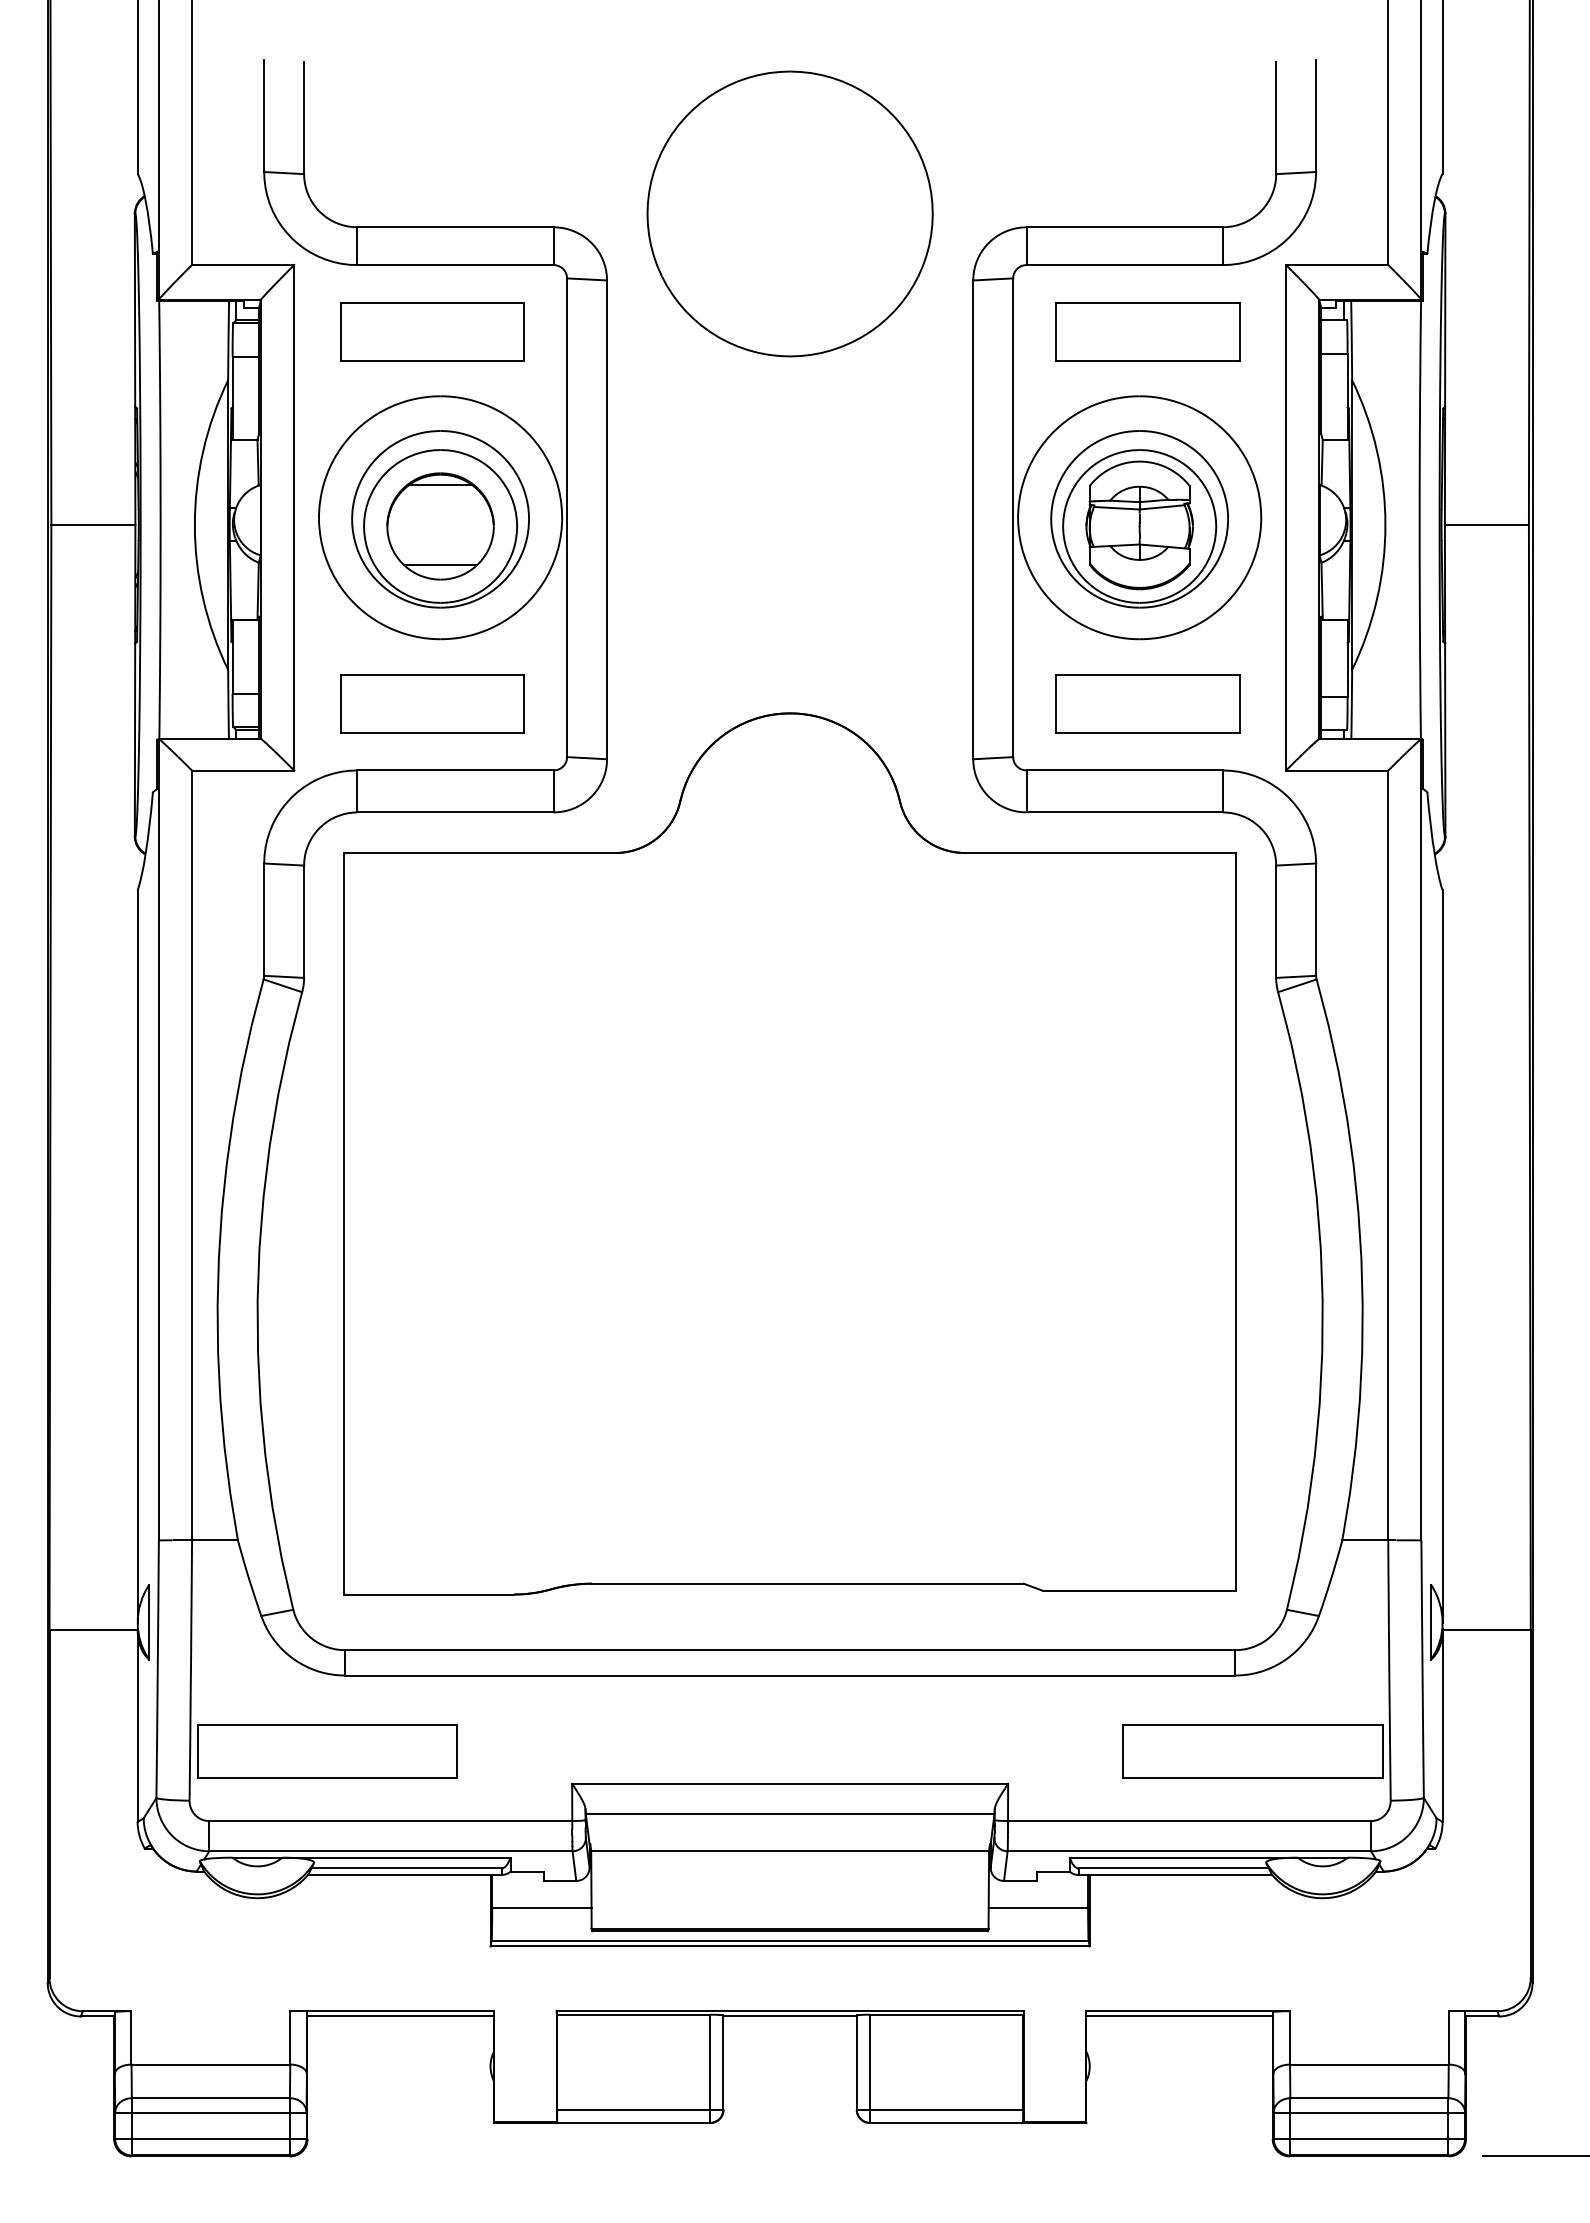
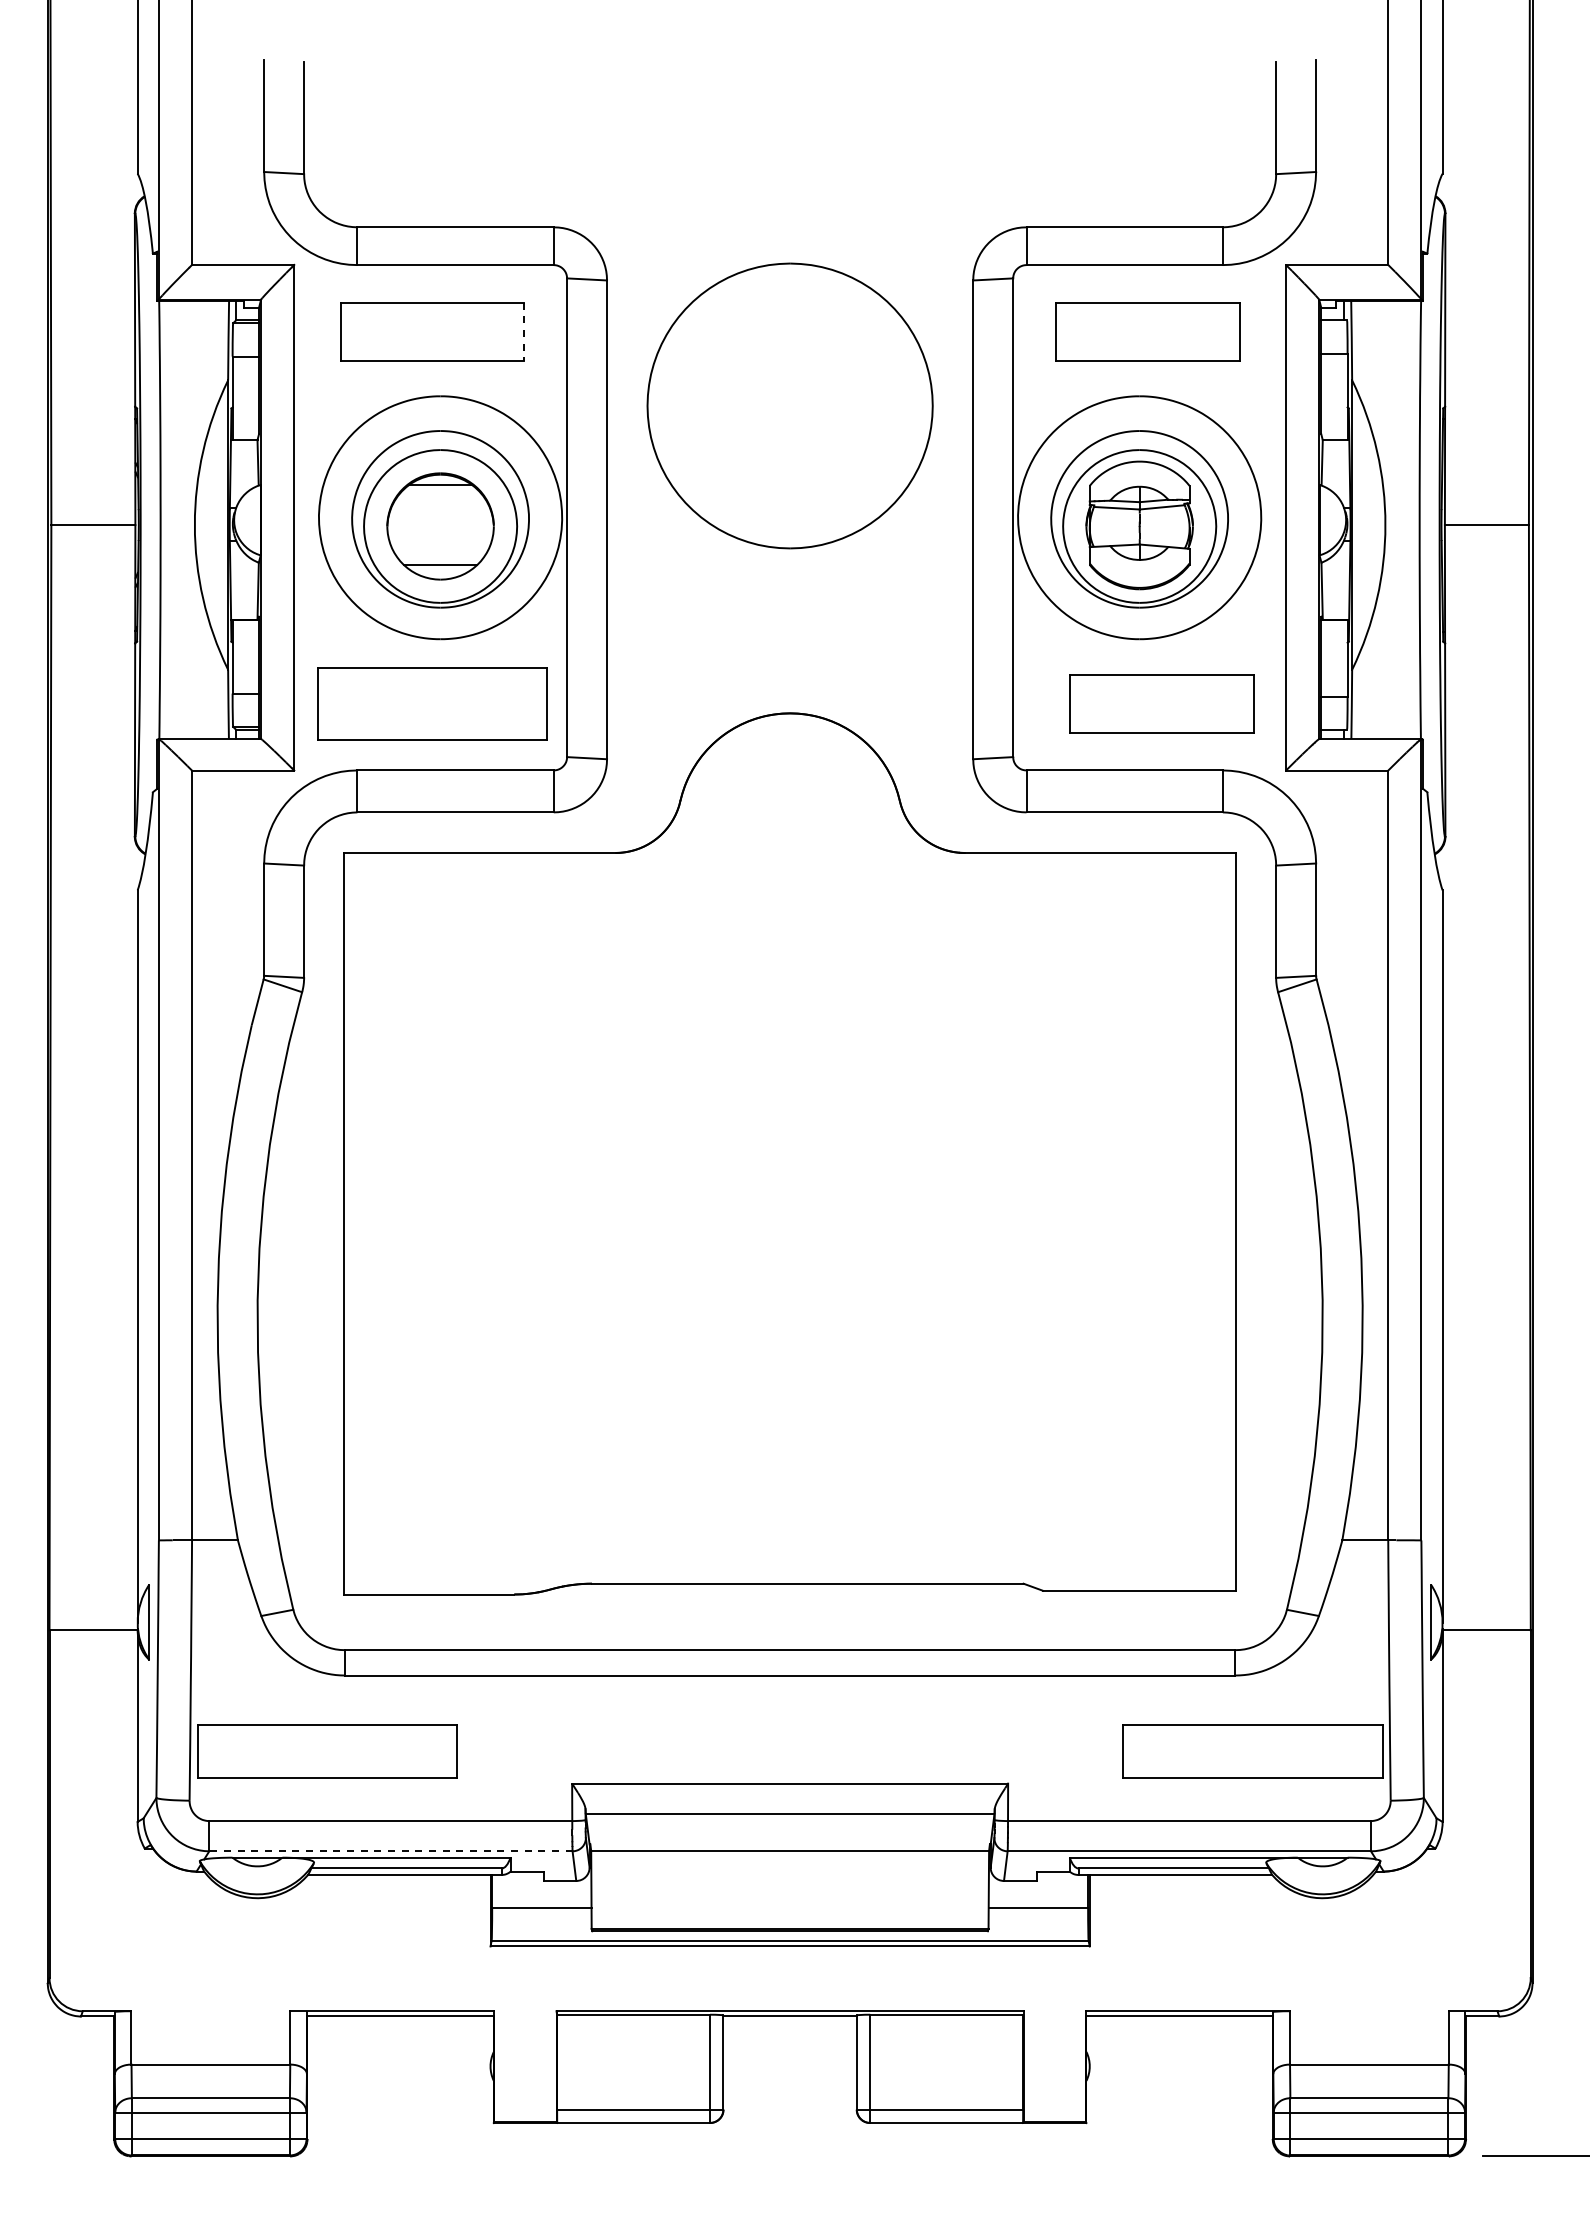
part position: (789, 213) -> (789, 405) (789, 405)
line: solid -> dashed (523, 331)
part size: 185x60 px -> 231x74 px (432, 703)
part position: (1147, 703) -> (1161, 703) (1161, 703)
line: solid -> dashed (390, 1851)
